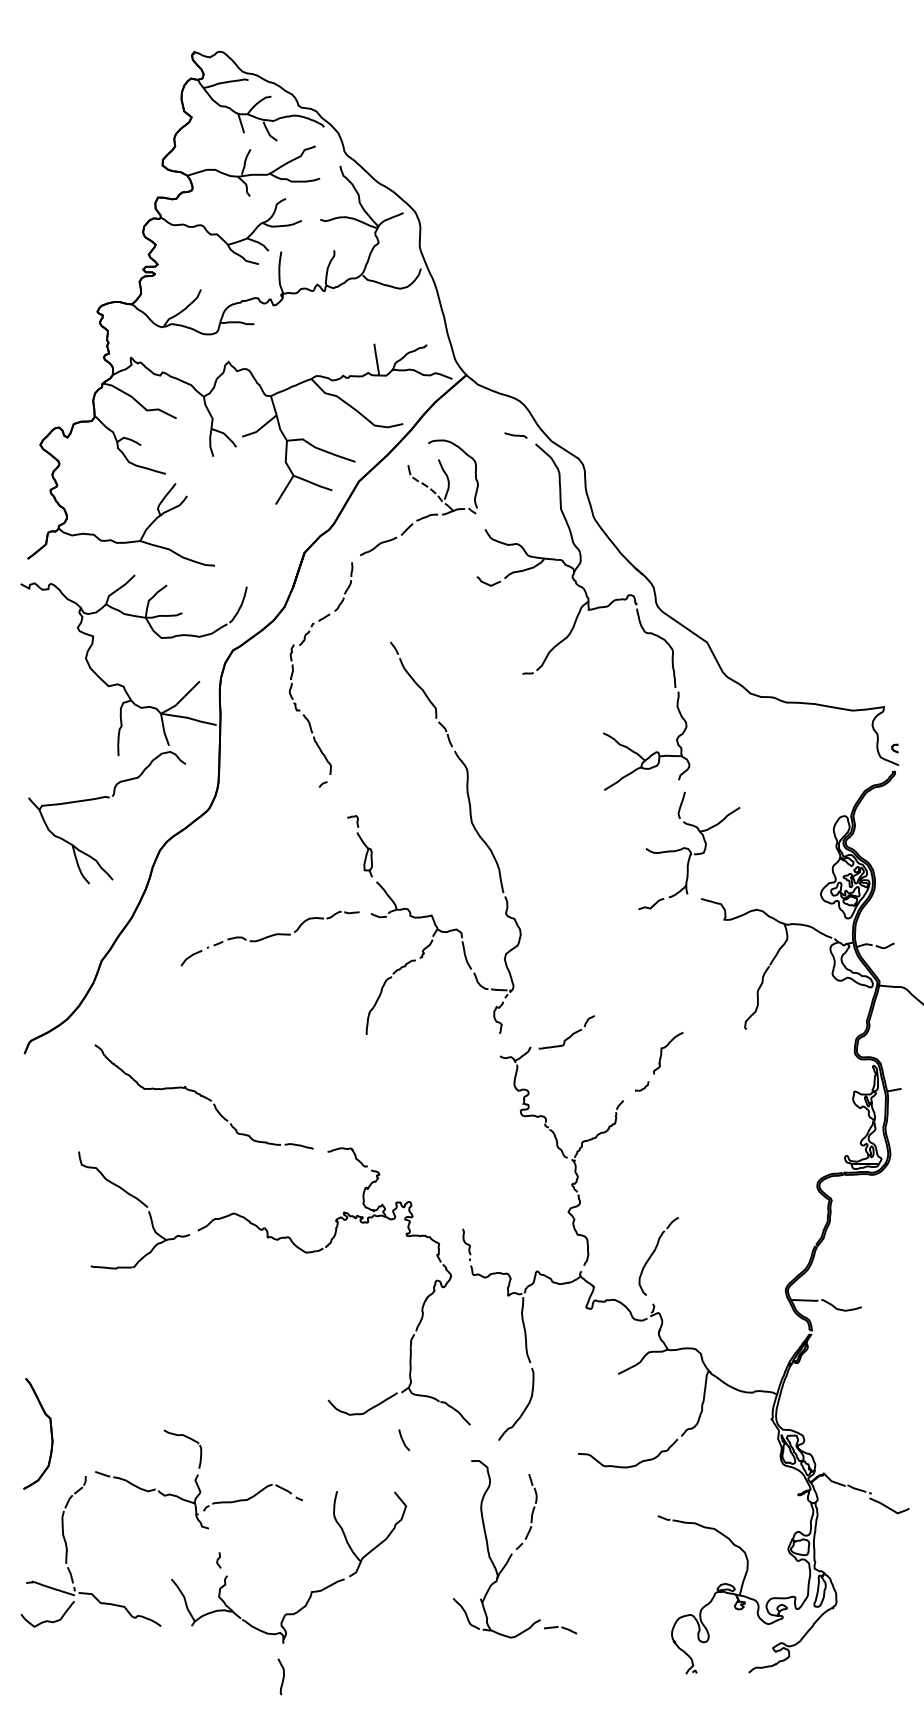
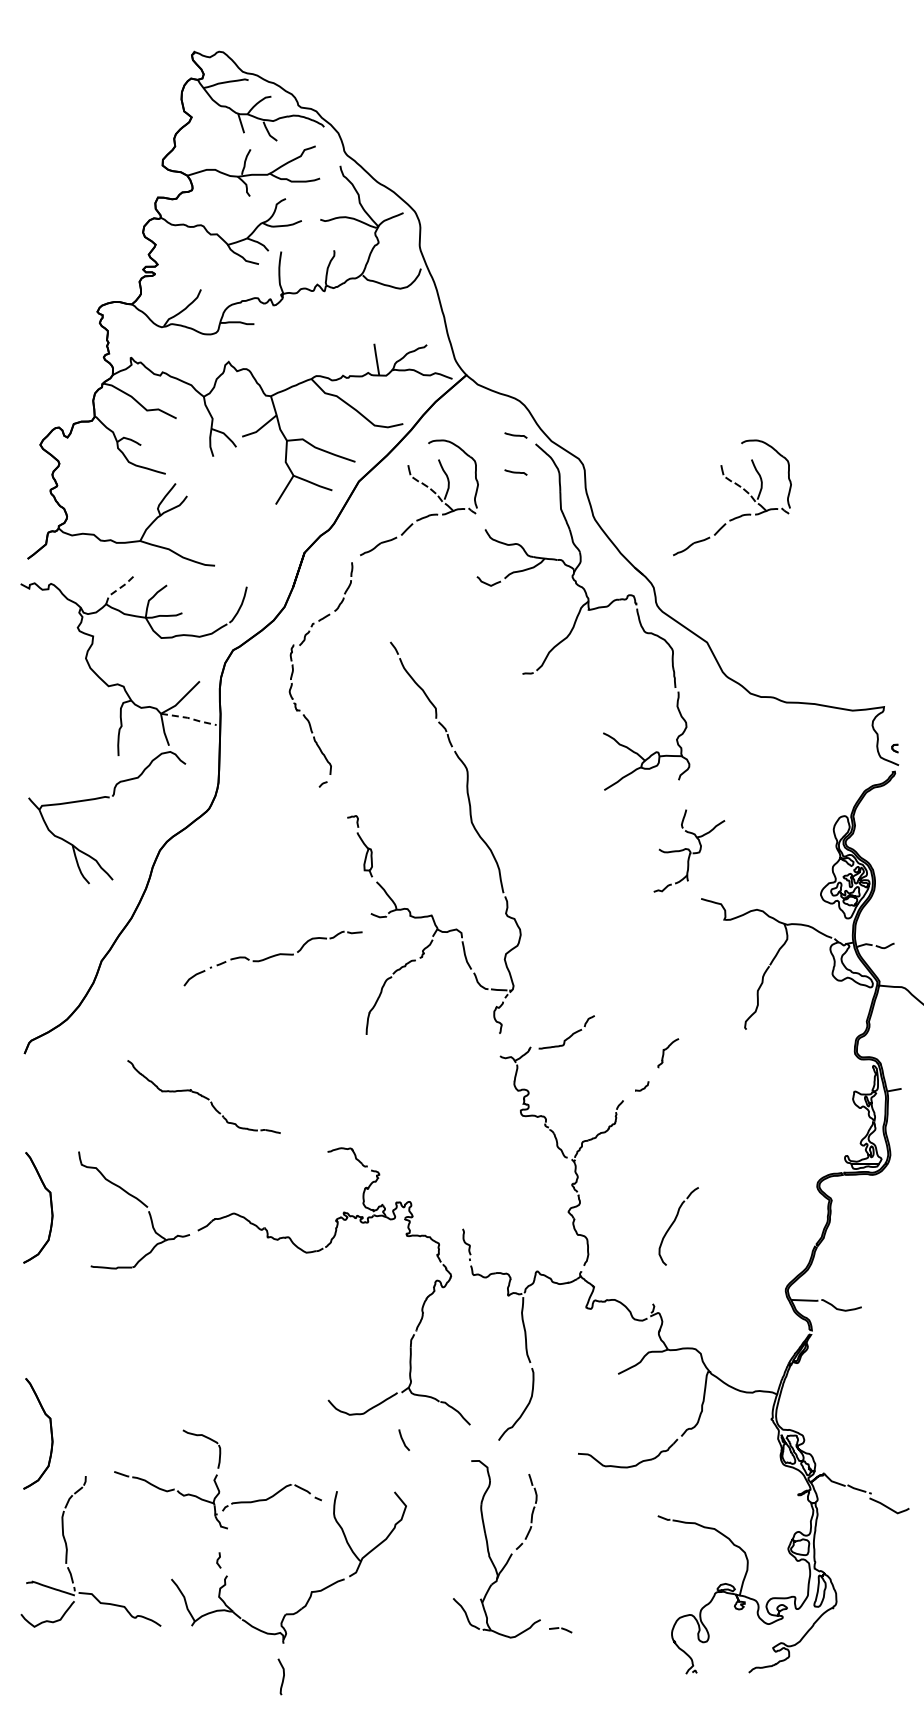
line: none -> present (515, 472)
part: none -> present (739, 487)
line: solid -> dashed (119, 588)
line: solid -> dashed (189, 718)
part size: 103x120 px -> 73x84 px (689, 850)
part position: (269, 938) -> (272, 958) (272, 958)
part size: 31x43 px -> 23x31 px (668, 1053)
part size: 220x106 px -> 154x74 px (203, 1096)
part: none -> present (50, 1207)
part position: (658, 1256) -> (678, 1226) (678, 1226)
part position: (198, 1479) -> (217, 1479) (217, 1479)
part size: 34x9 px -> 24x7 px (560, 1630)
